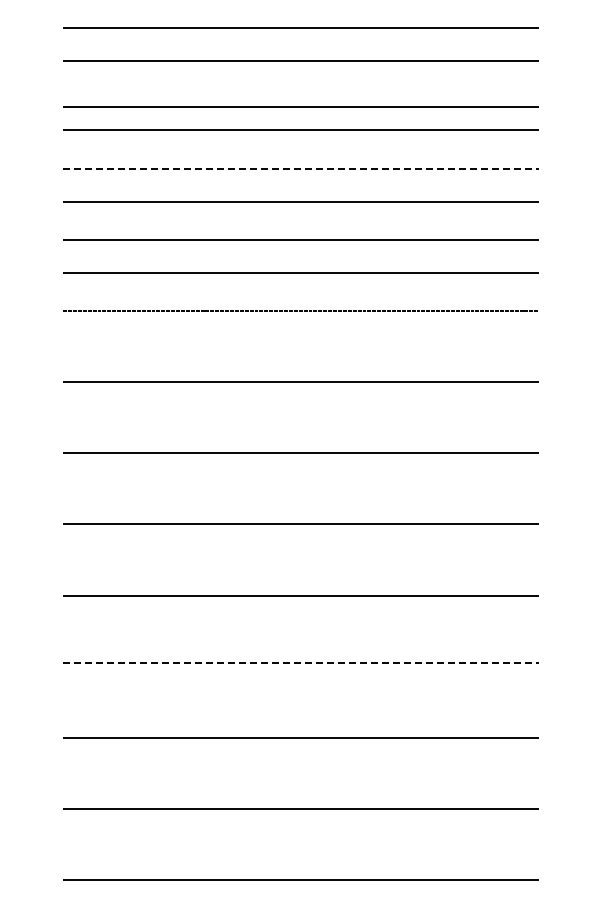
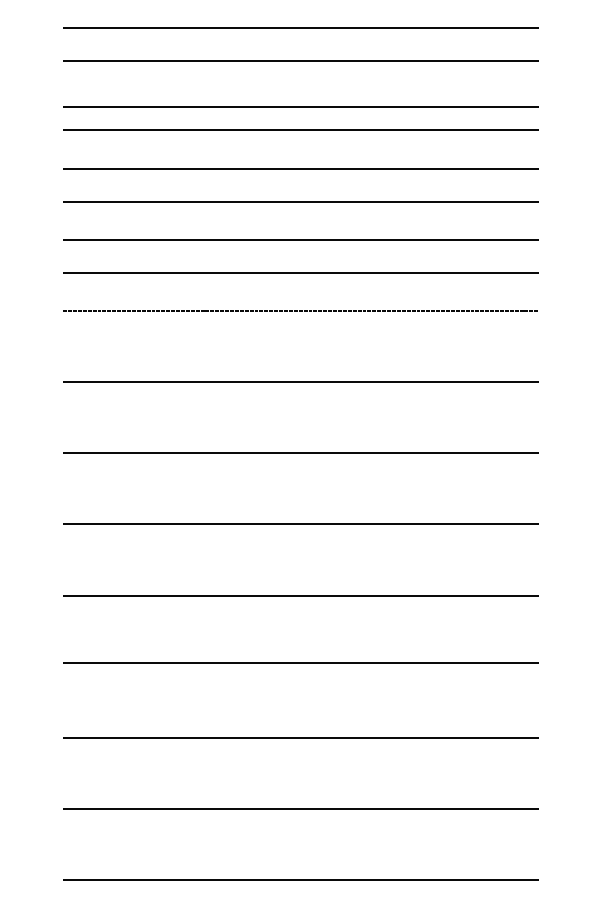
line: dashed -> solid (301, 168)
line: dashed -> solid (301, 662)
